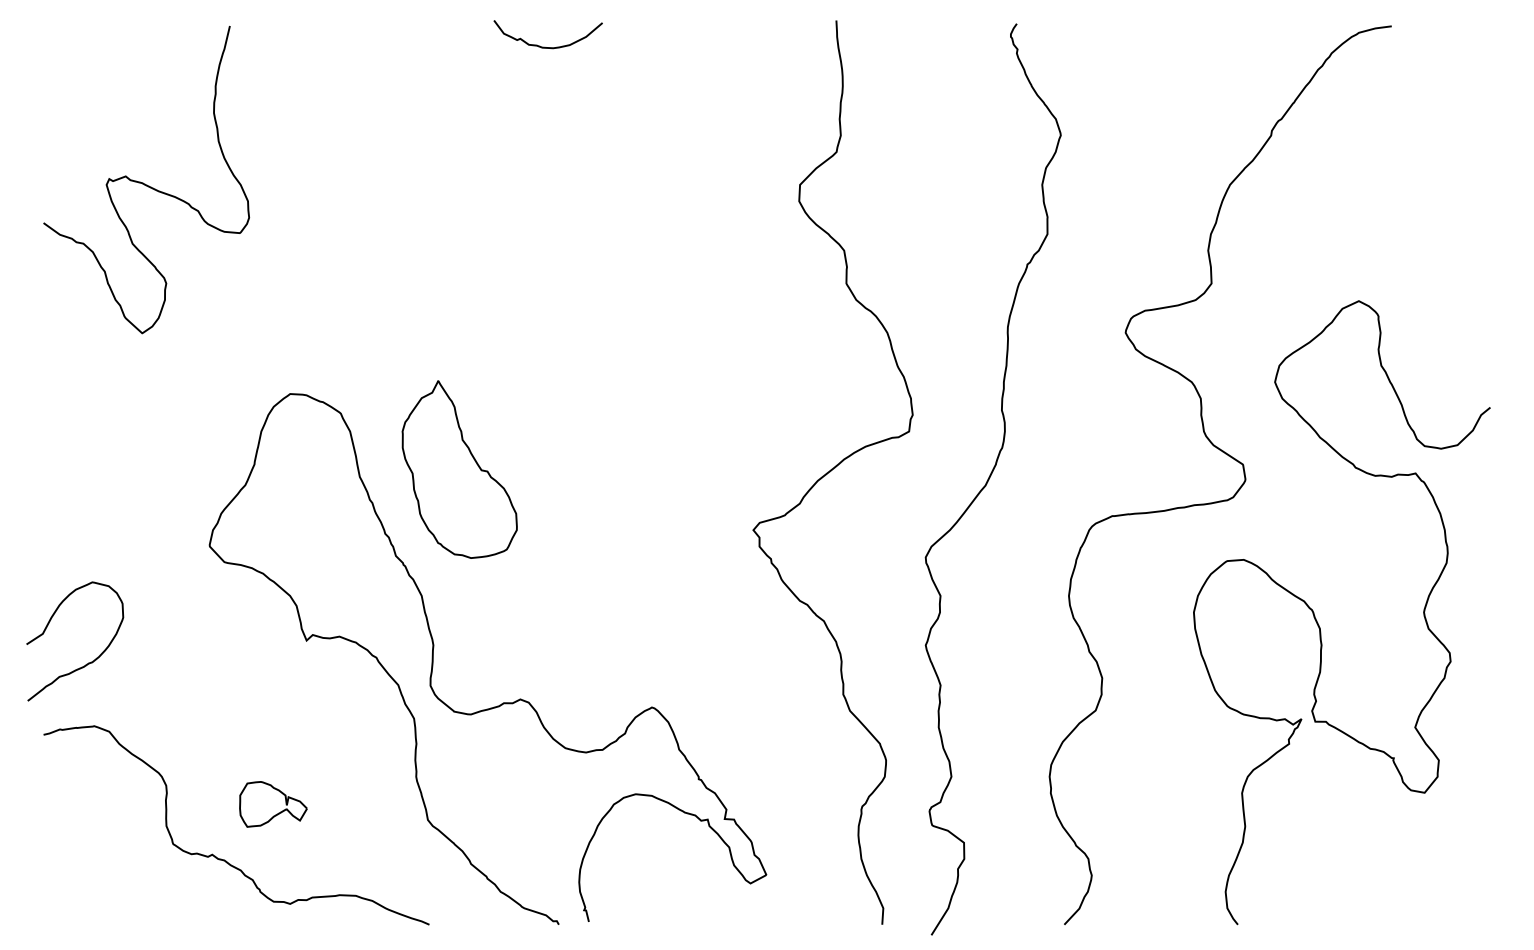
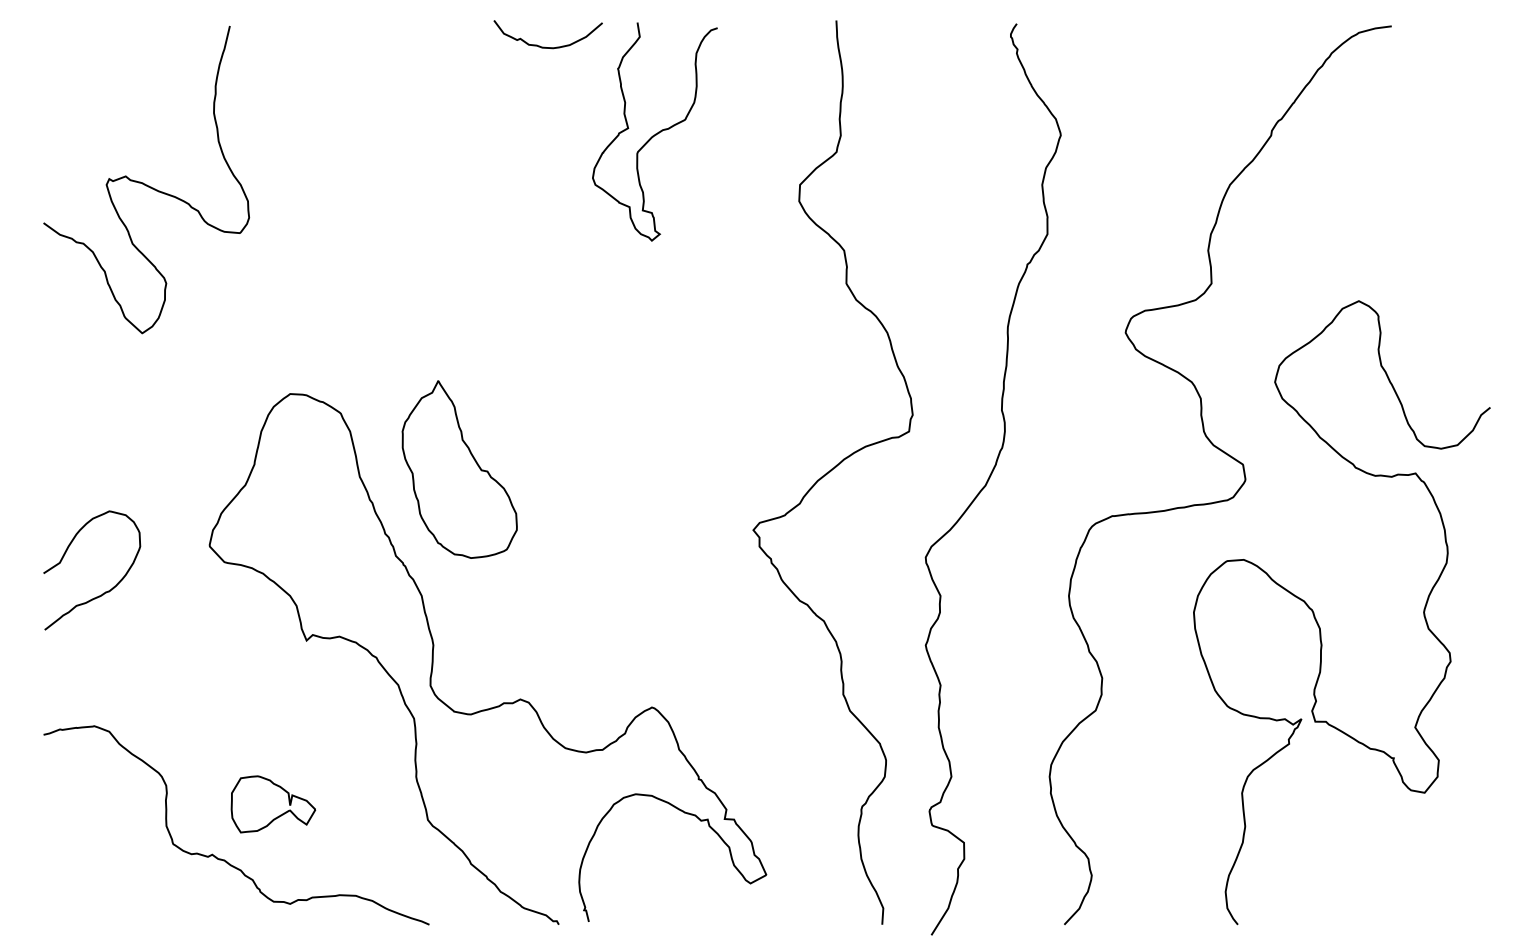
curve: none -> present (655, 133)
curve position: (88, 662) -> (105, 591) (105, 591)
part size: 69x47 px -> 87x59 px (273, 804)
